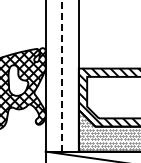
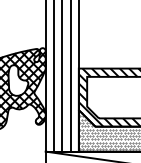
line: dashed -> solid (62, 75)
line: none -> present (53, 76)
line: none -> present (70, 76)
